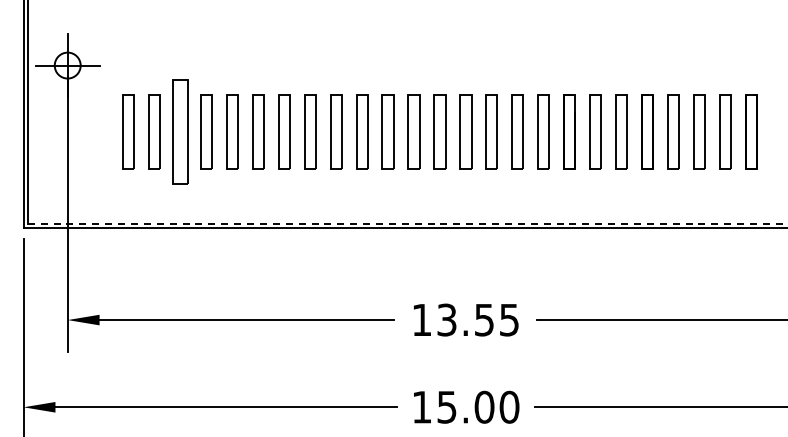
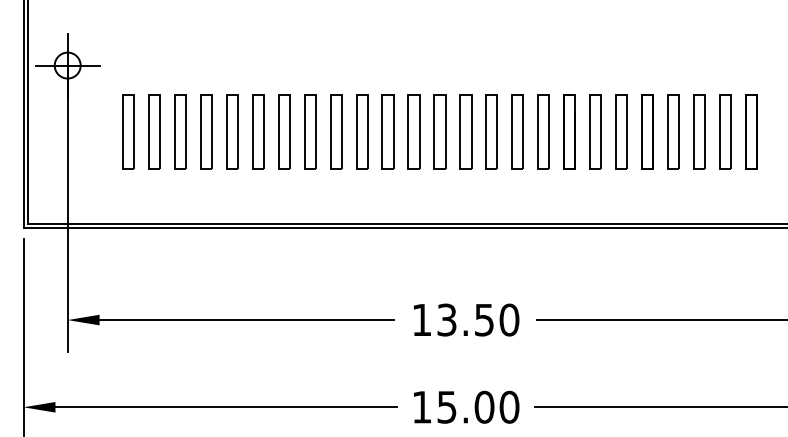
part size: 17x106 px -> 13x76 px (180, 131)
line: dashed -> solid (407, 223)
text: 13.55 -> 13.50 (509, 319)
